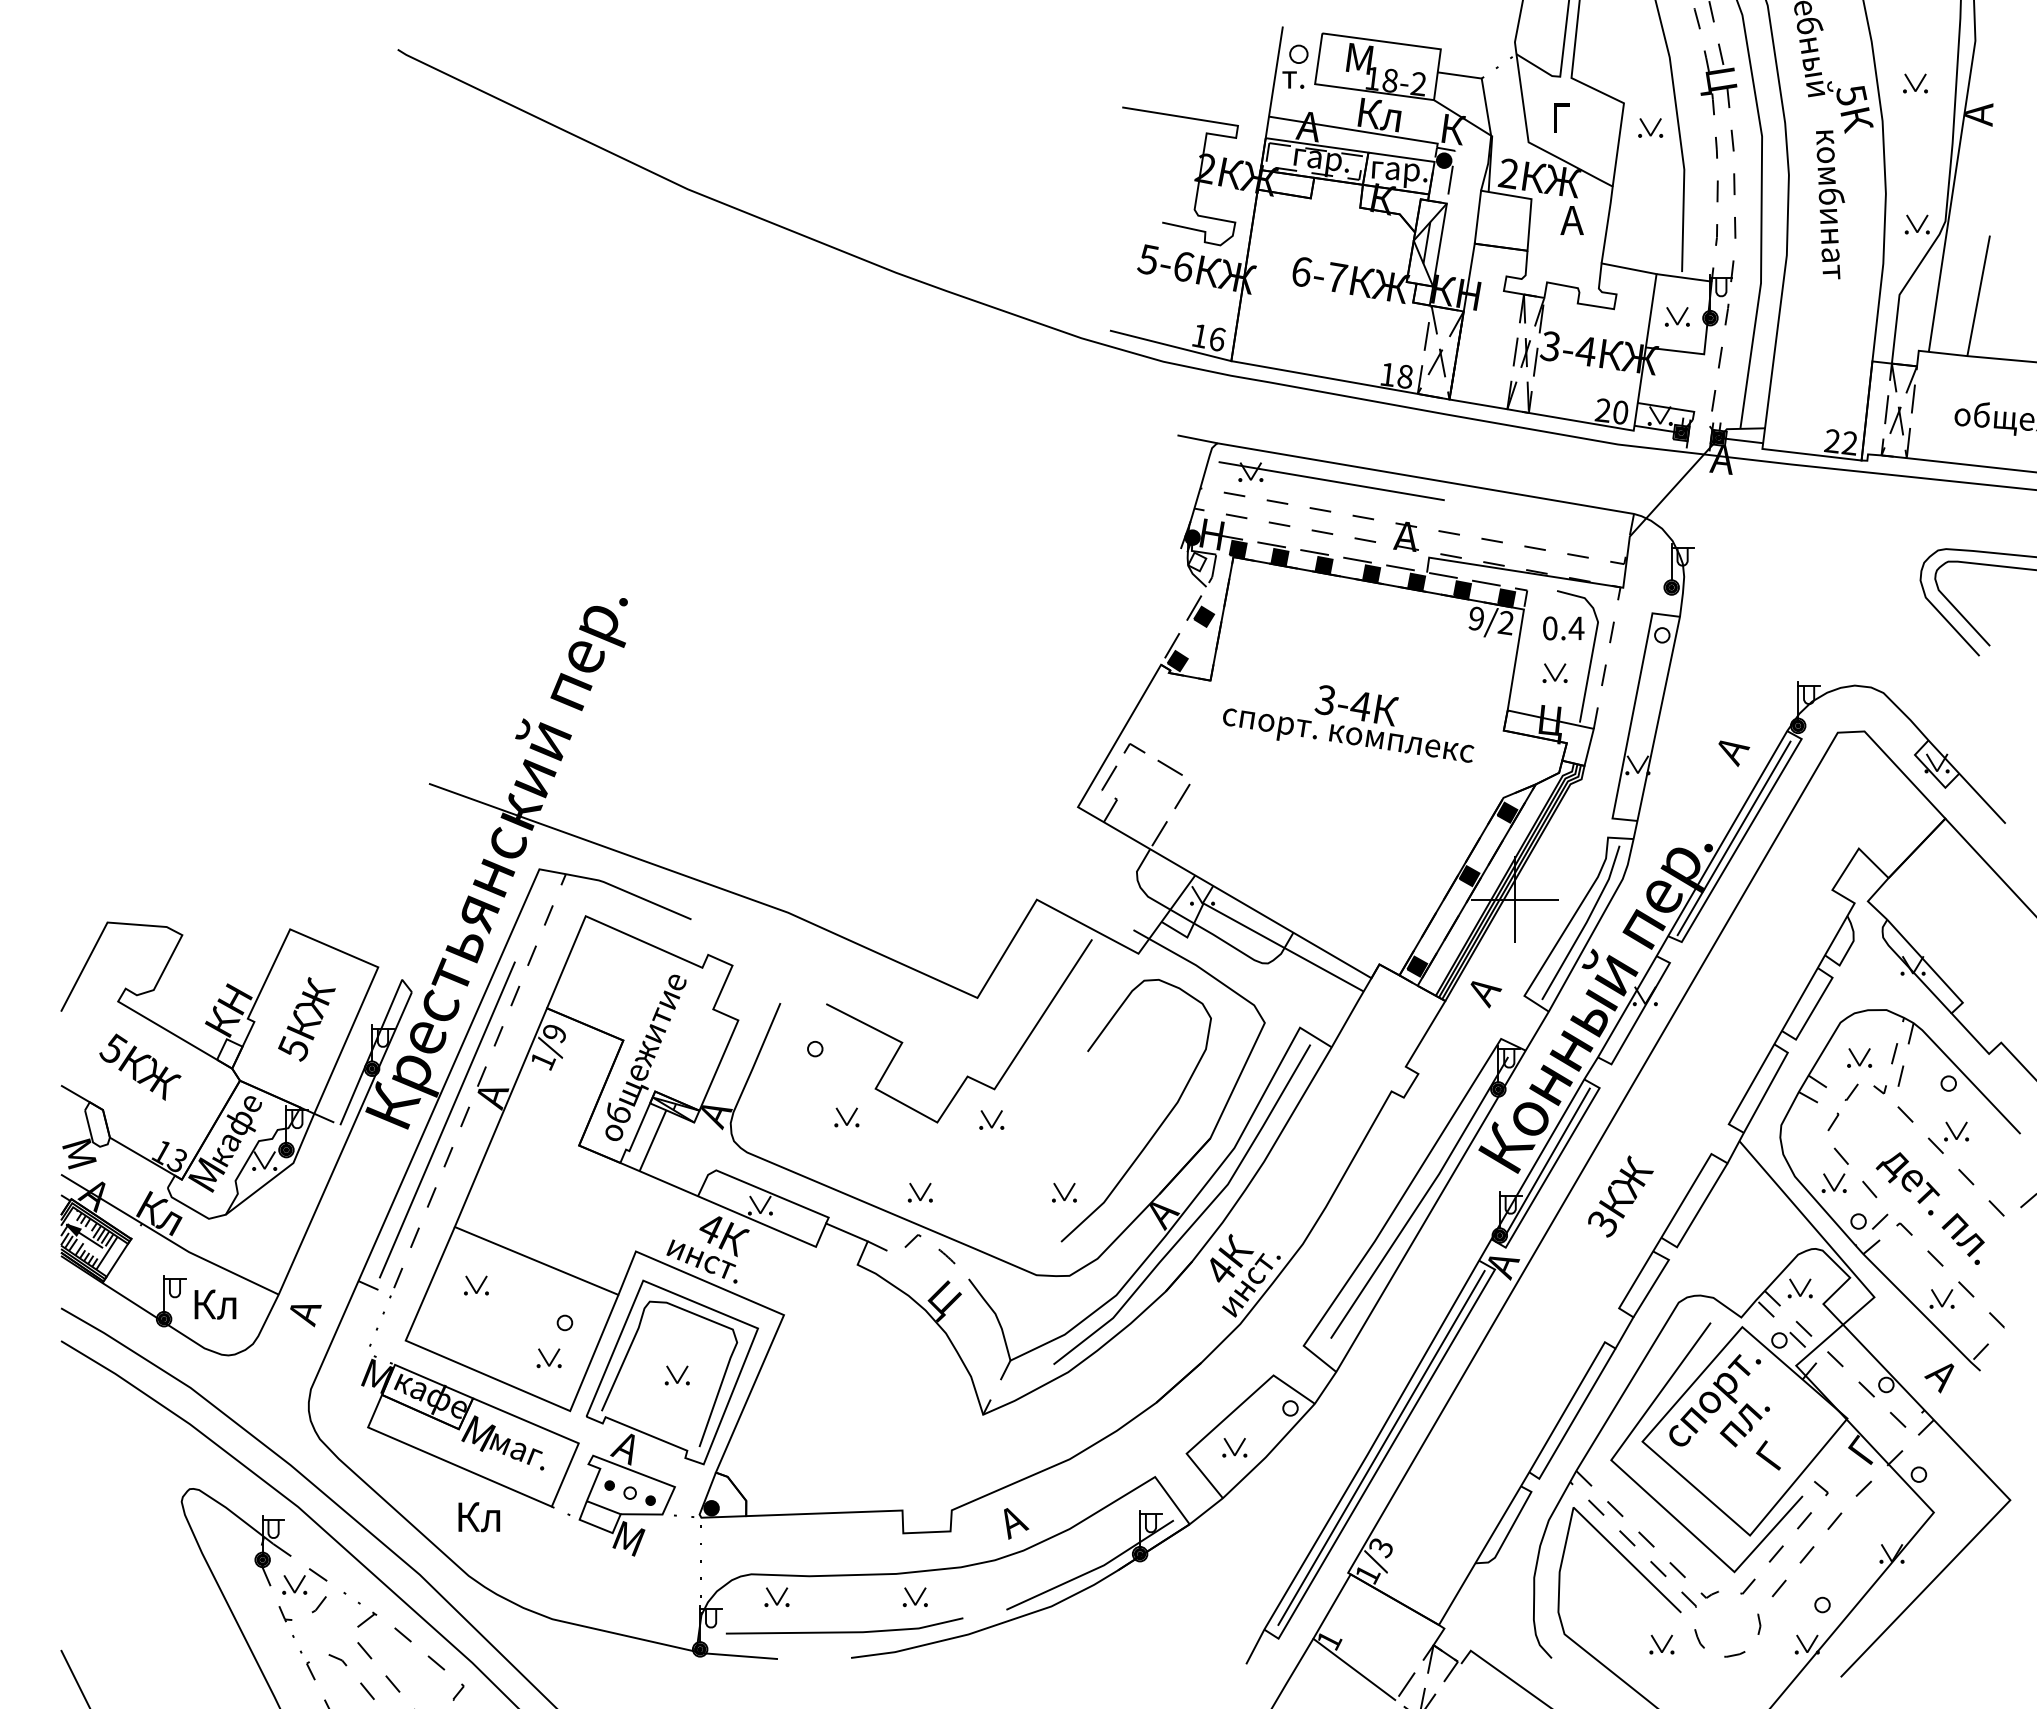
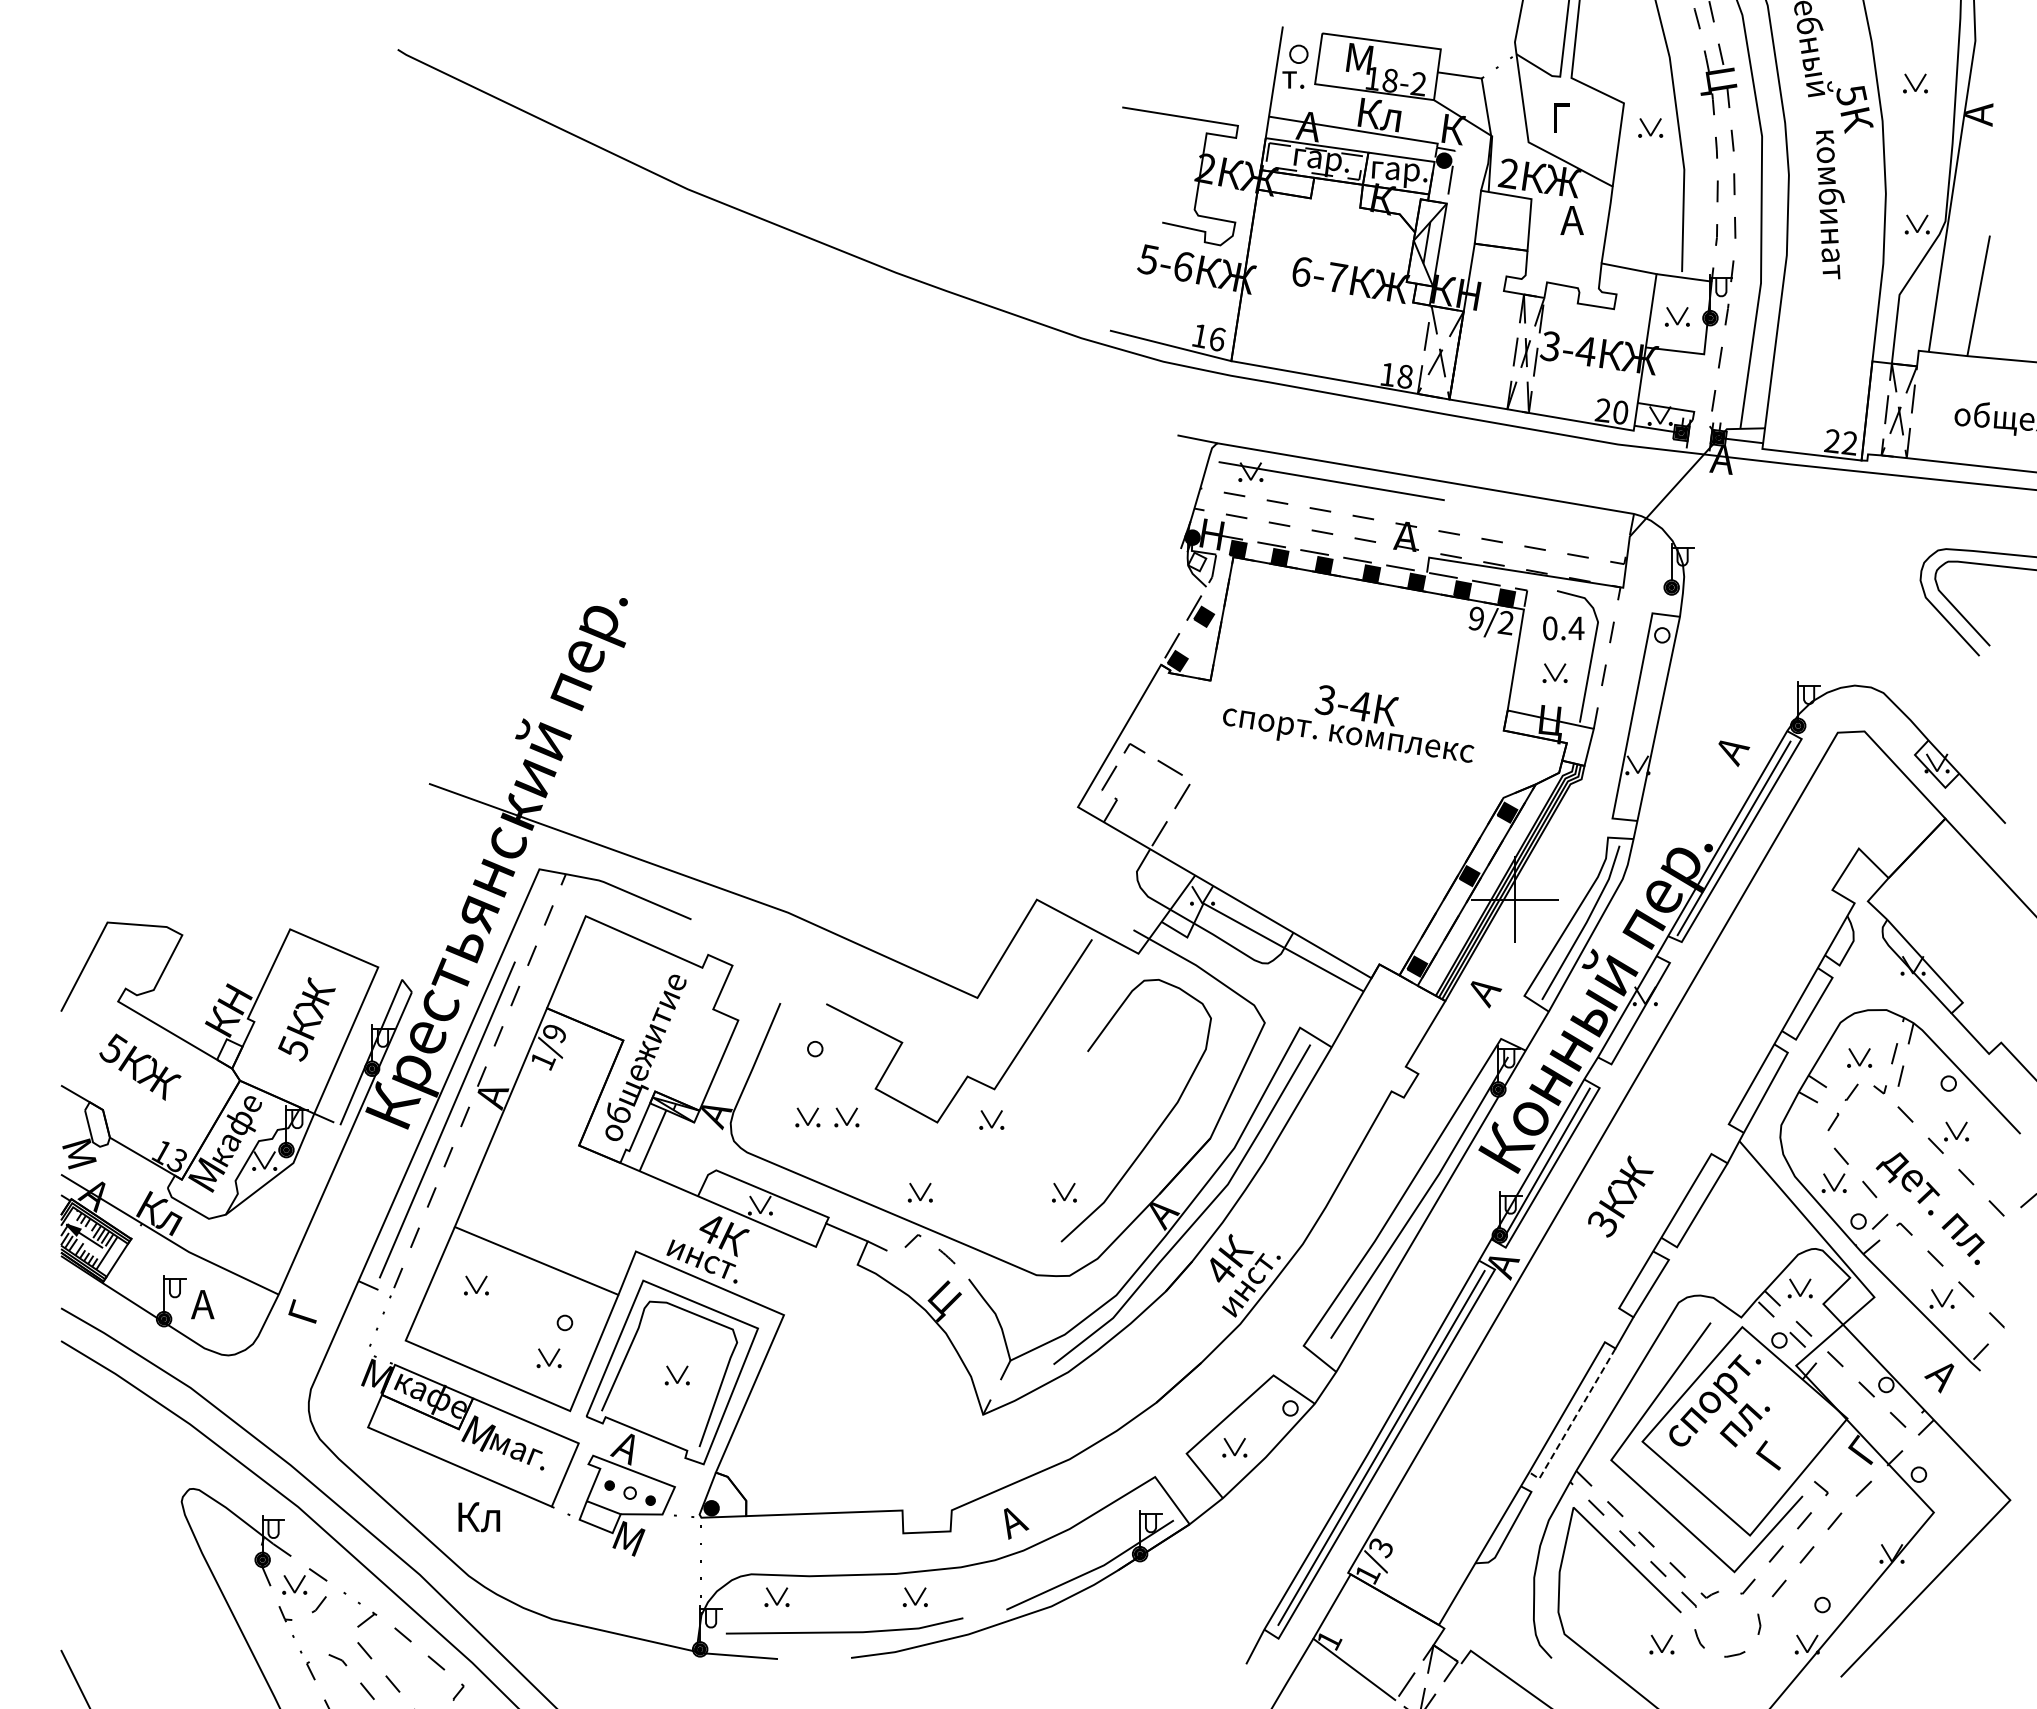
part: none -> present (807, 1117)
text: Кл -> А (213, 1304)
text: А -> Г (304, 1313)
line: solid -> dashed (1574, 1419)
